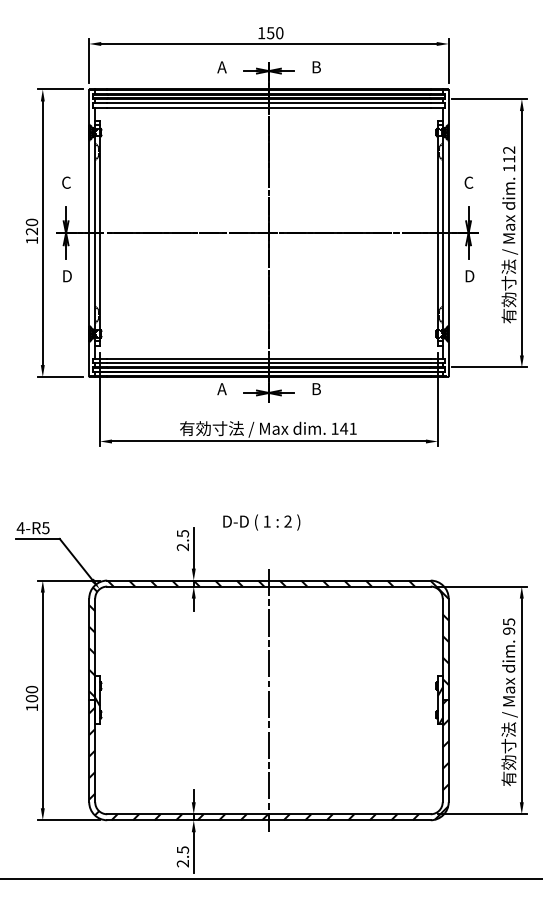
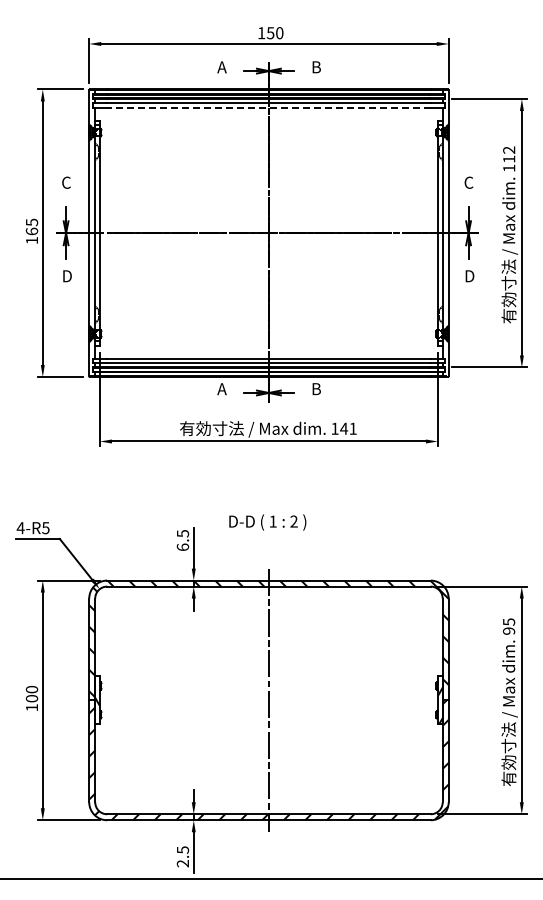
line: solid -> dashed (268, 107)
text: 120 -> 165 (31, 226)
text position: (261, 522) -> (267, 522) (267, 522)
text: 2.5 -> 6.5 (182, 547)
